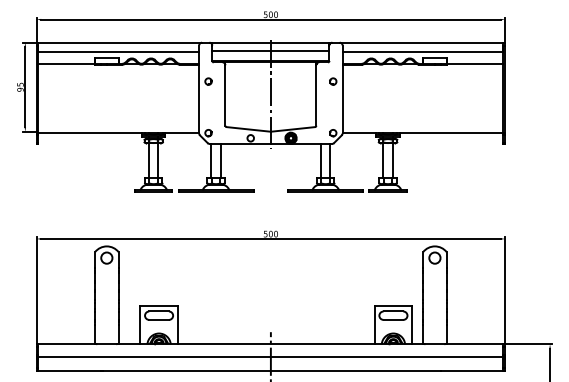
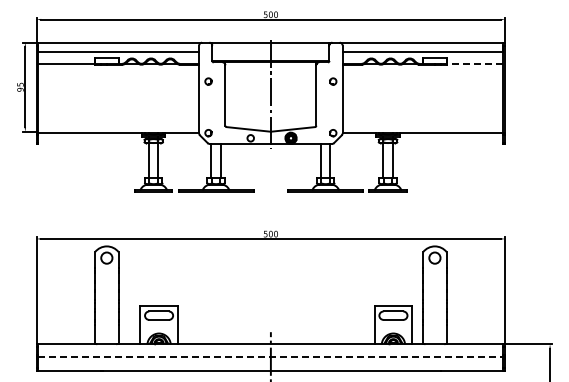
line: present -> none (270, 51)
line: solid -> dashed (474, 63)
line: solid -> dashed (271, 357)
